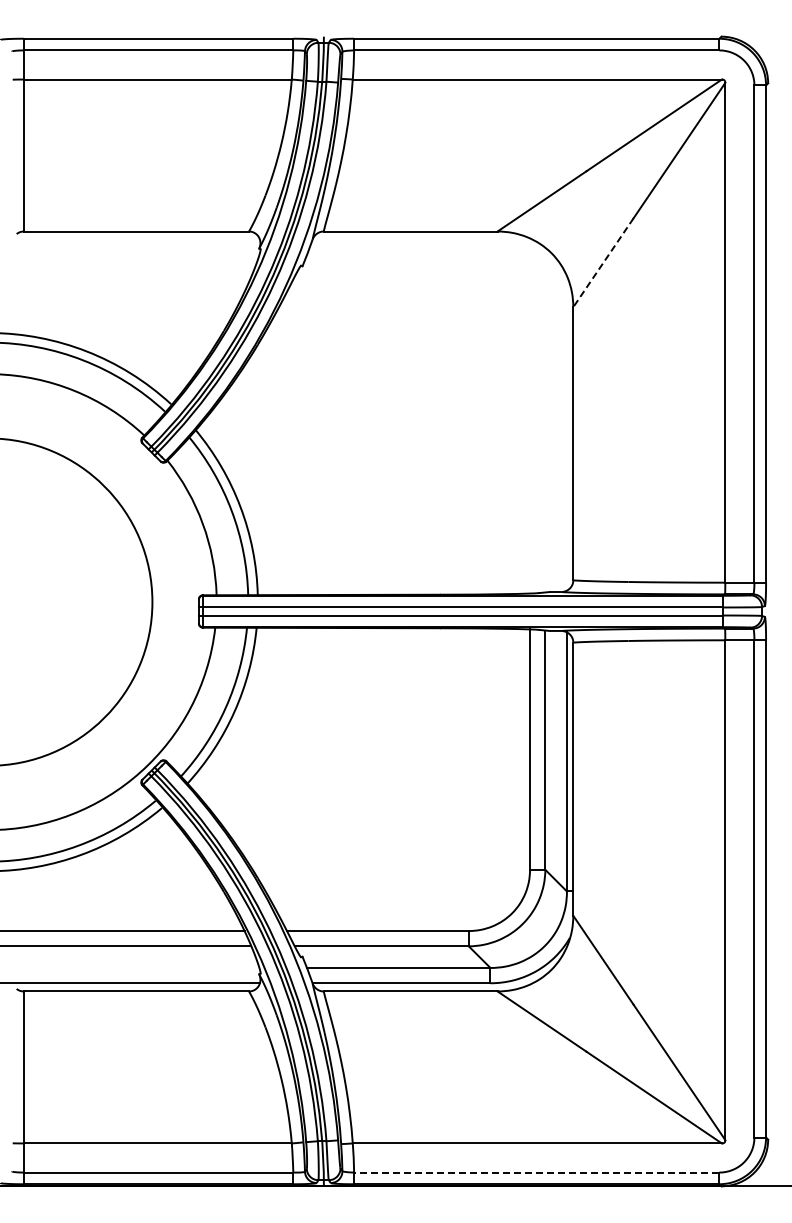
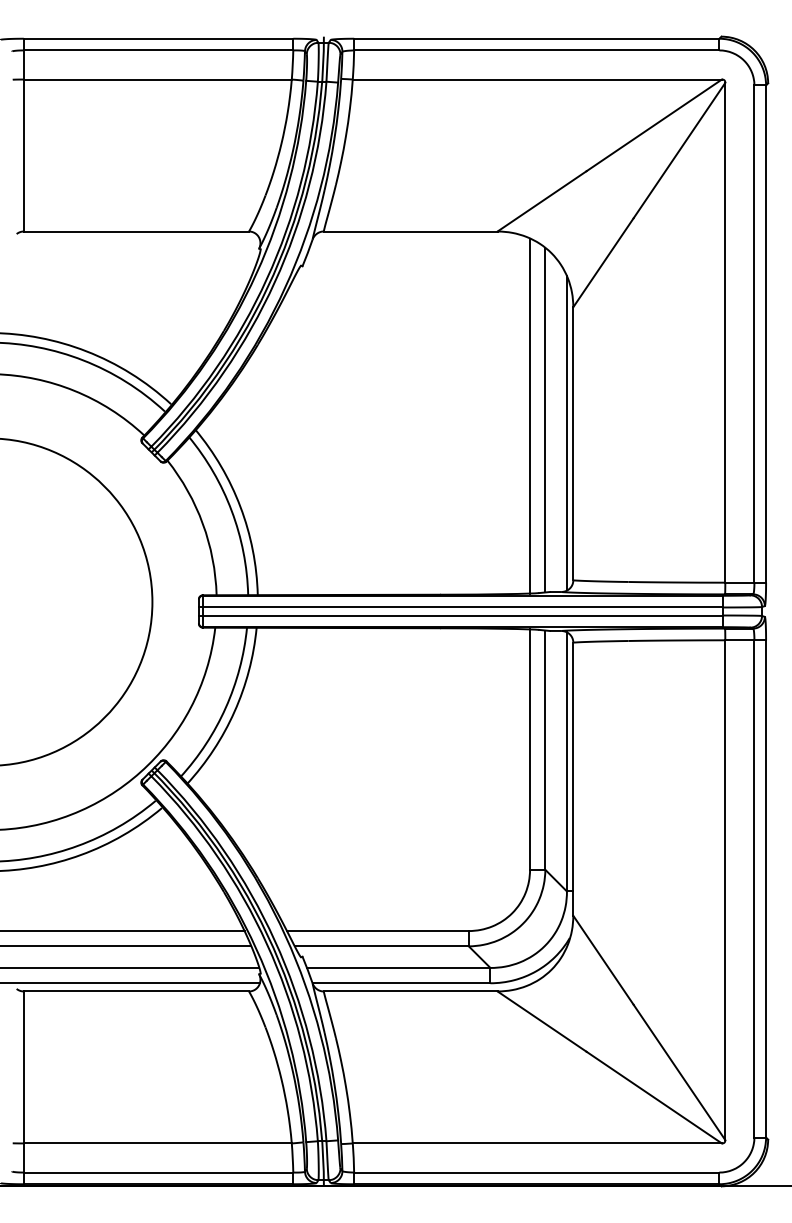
line: dashed -> solid (603, 262)
line: none -> present (530, 415)
line: none -> present (545, 420)
line: none -> present (566, 433)
line: none -> present (130, 967)
line: dashed -> solid (536, 1172)
